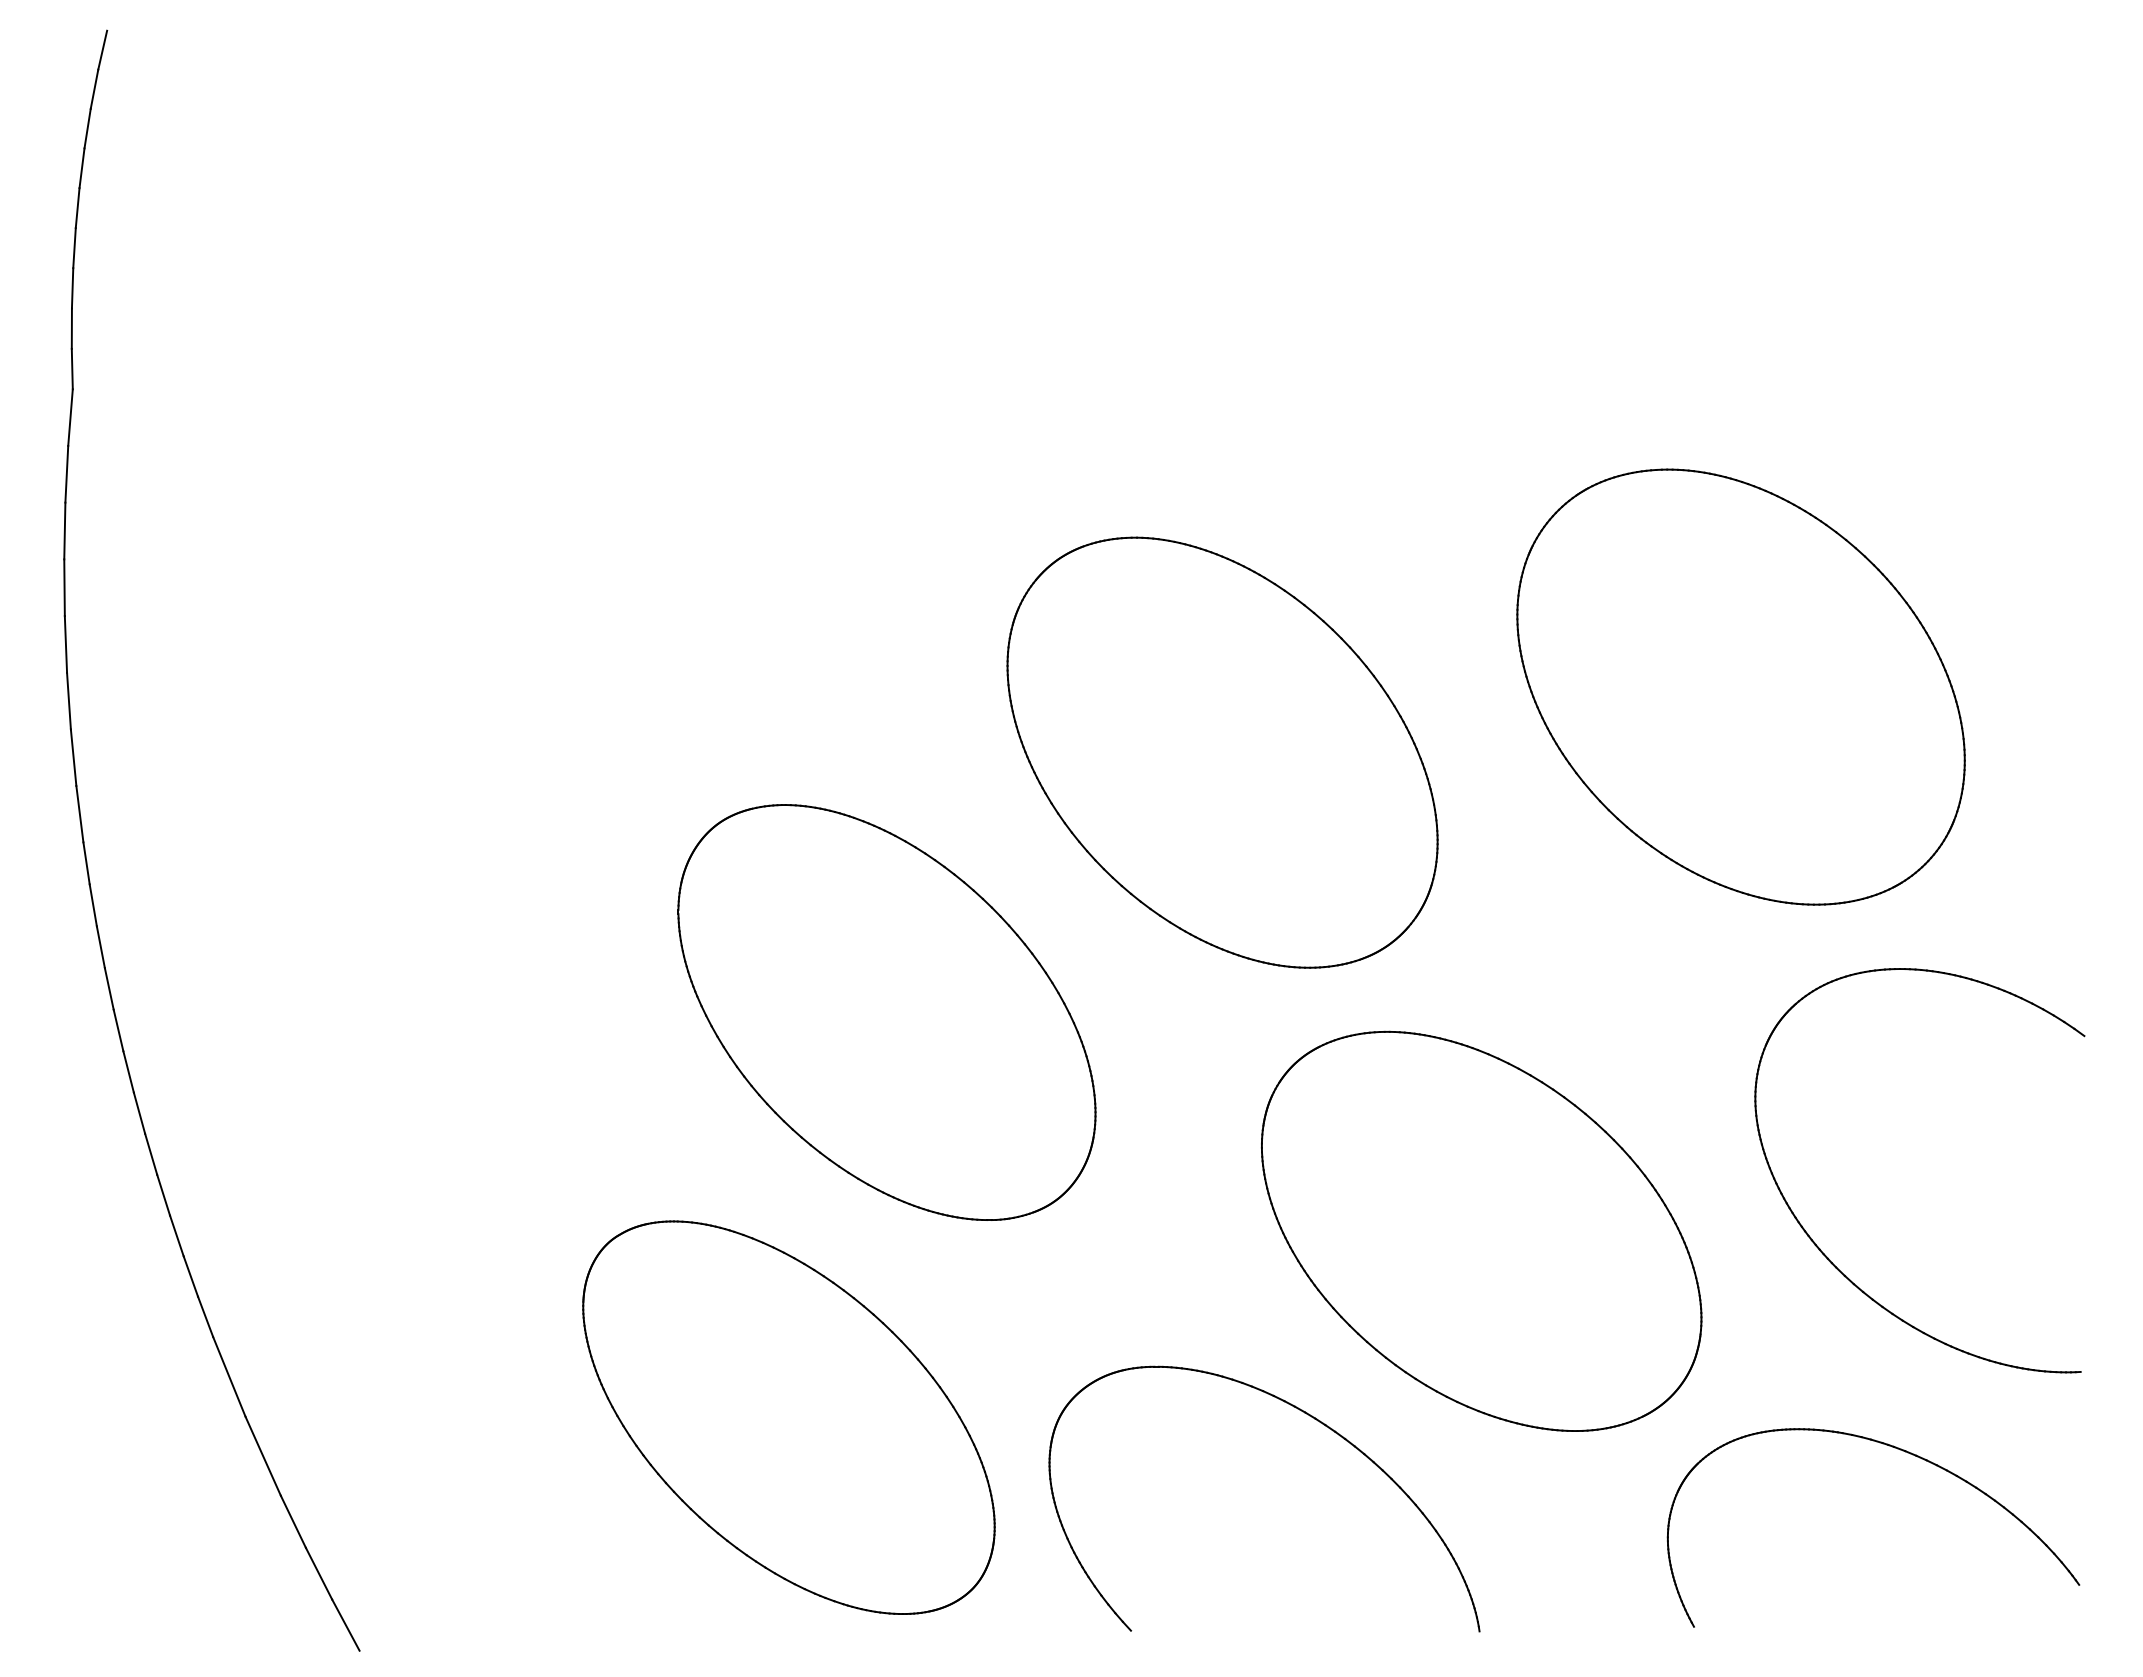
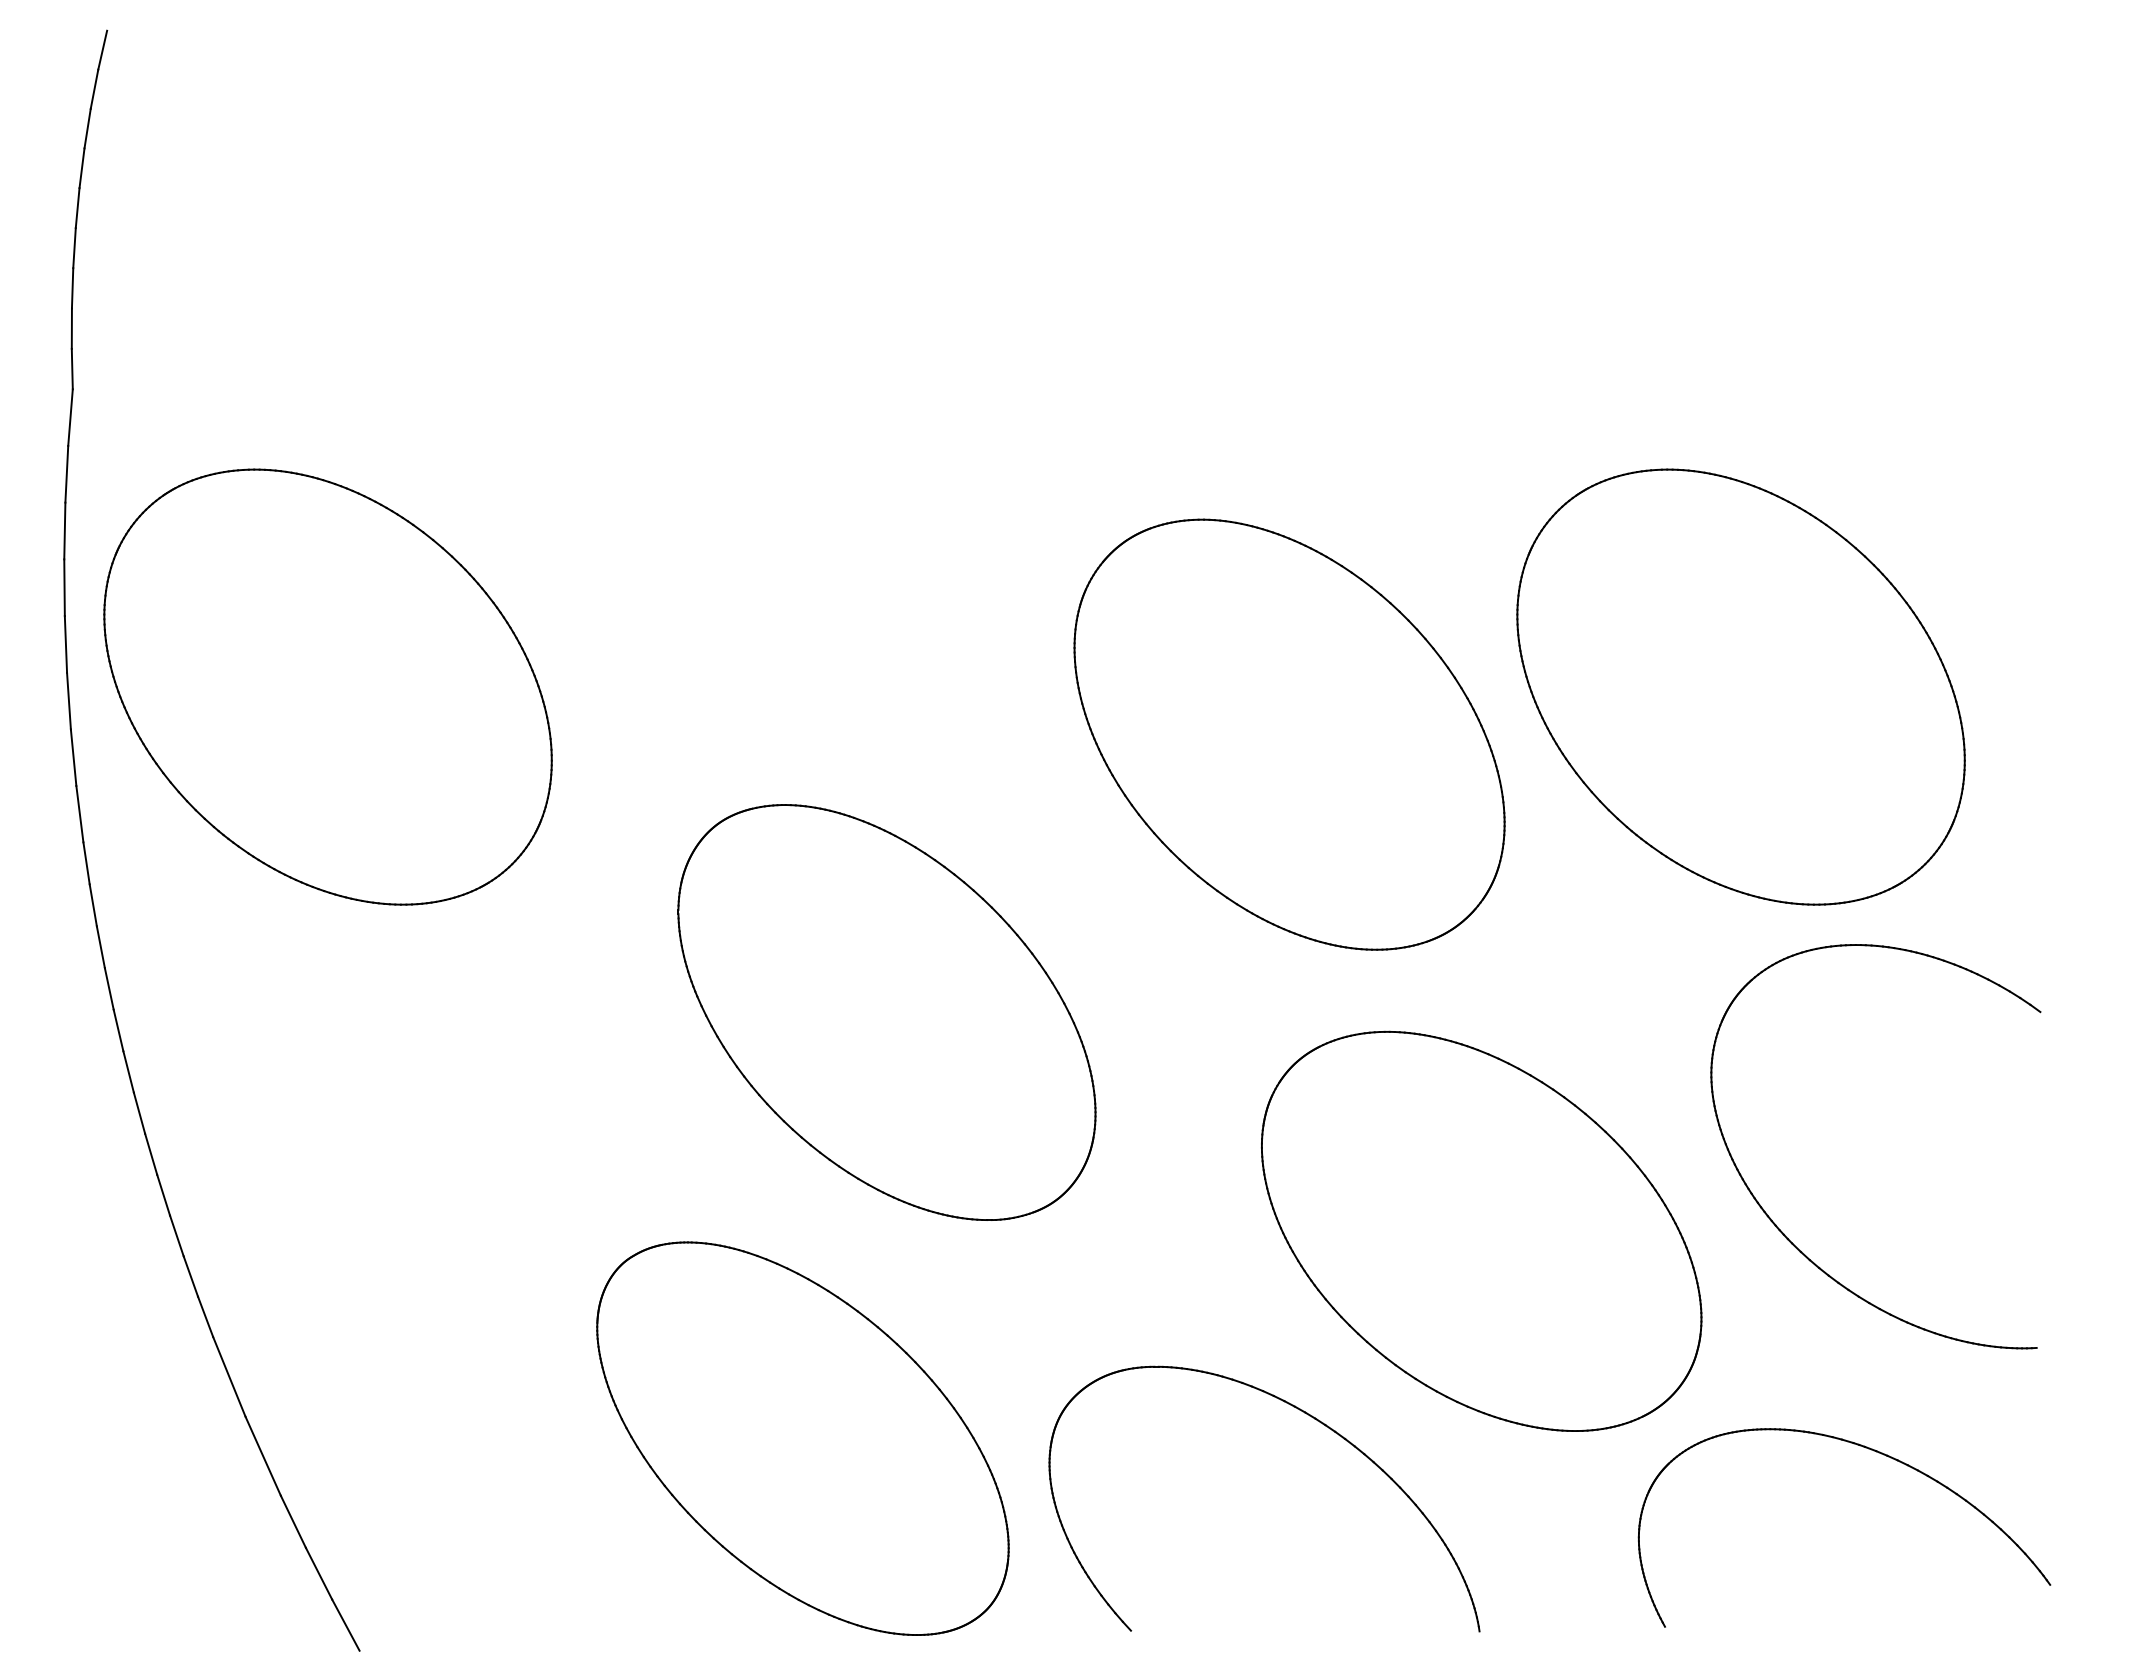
part: none -> present (327, 686)
part position: (1222, 752) -> (1289, 734) (1289, 734)
part position: (1828, 1257) -> (1784, 1233) (1784, 1233)
part position: (788, 1417) -> (802, 1438) (802, 1438)
part position: (1902, 1451) -> (1873, 1451) (1873, 1451)
